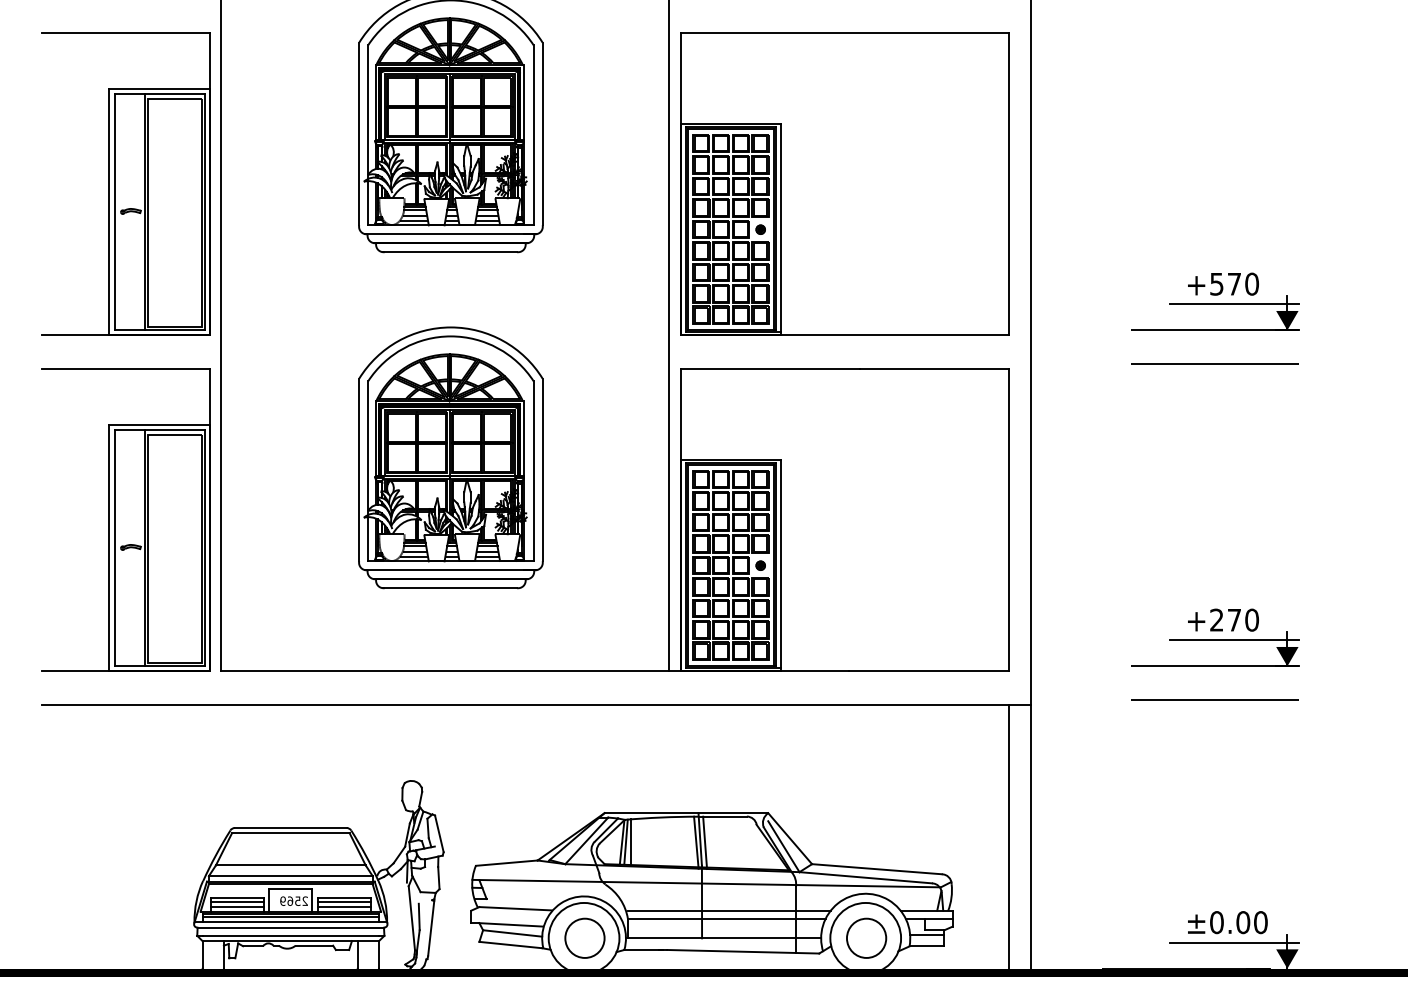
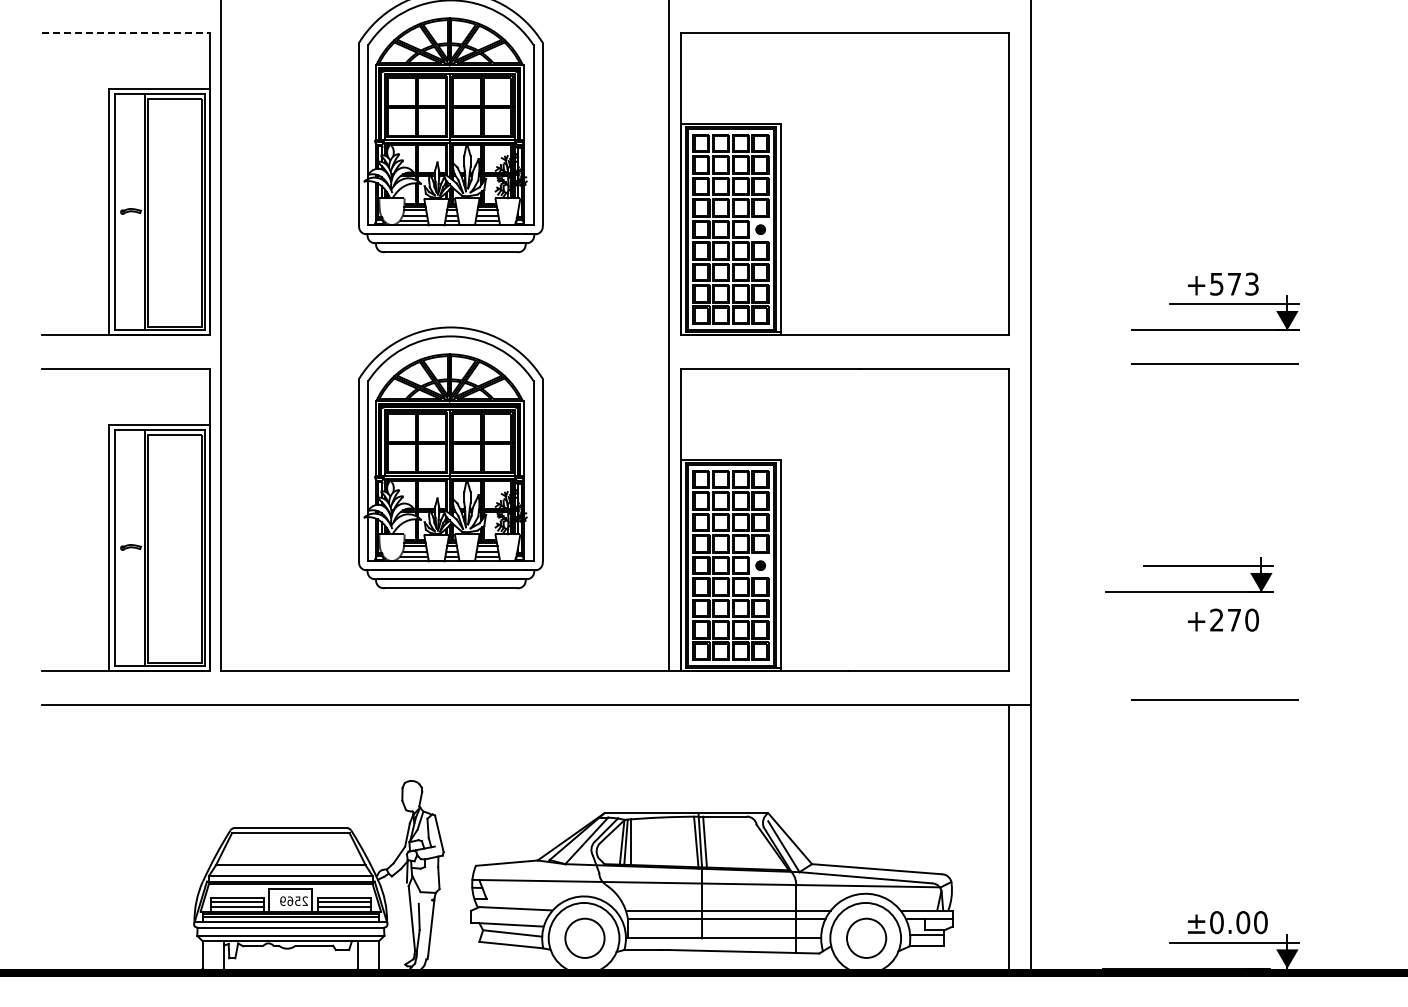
line: solid -> dashed (126, 32)
text: +570 -> +573 (1251, 283)
part position: (1215, 640) -> (1189, 566) (1189, 566)
